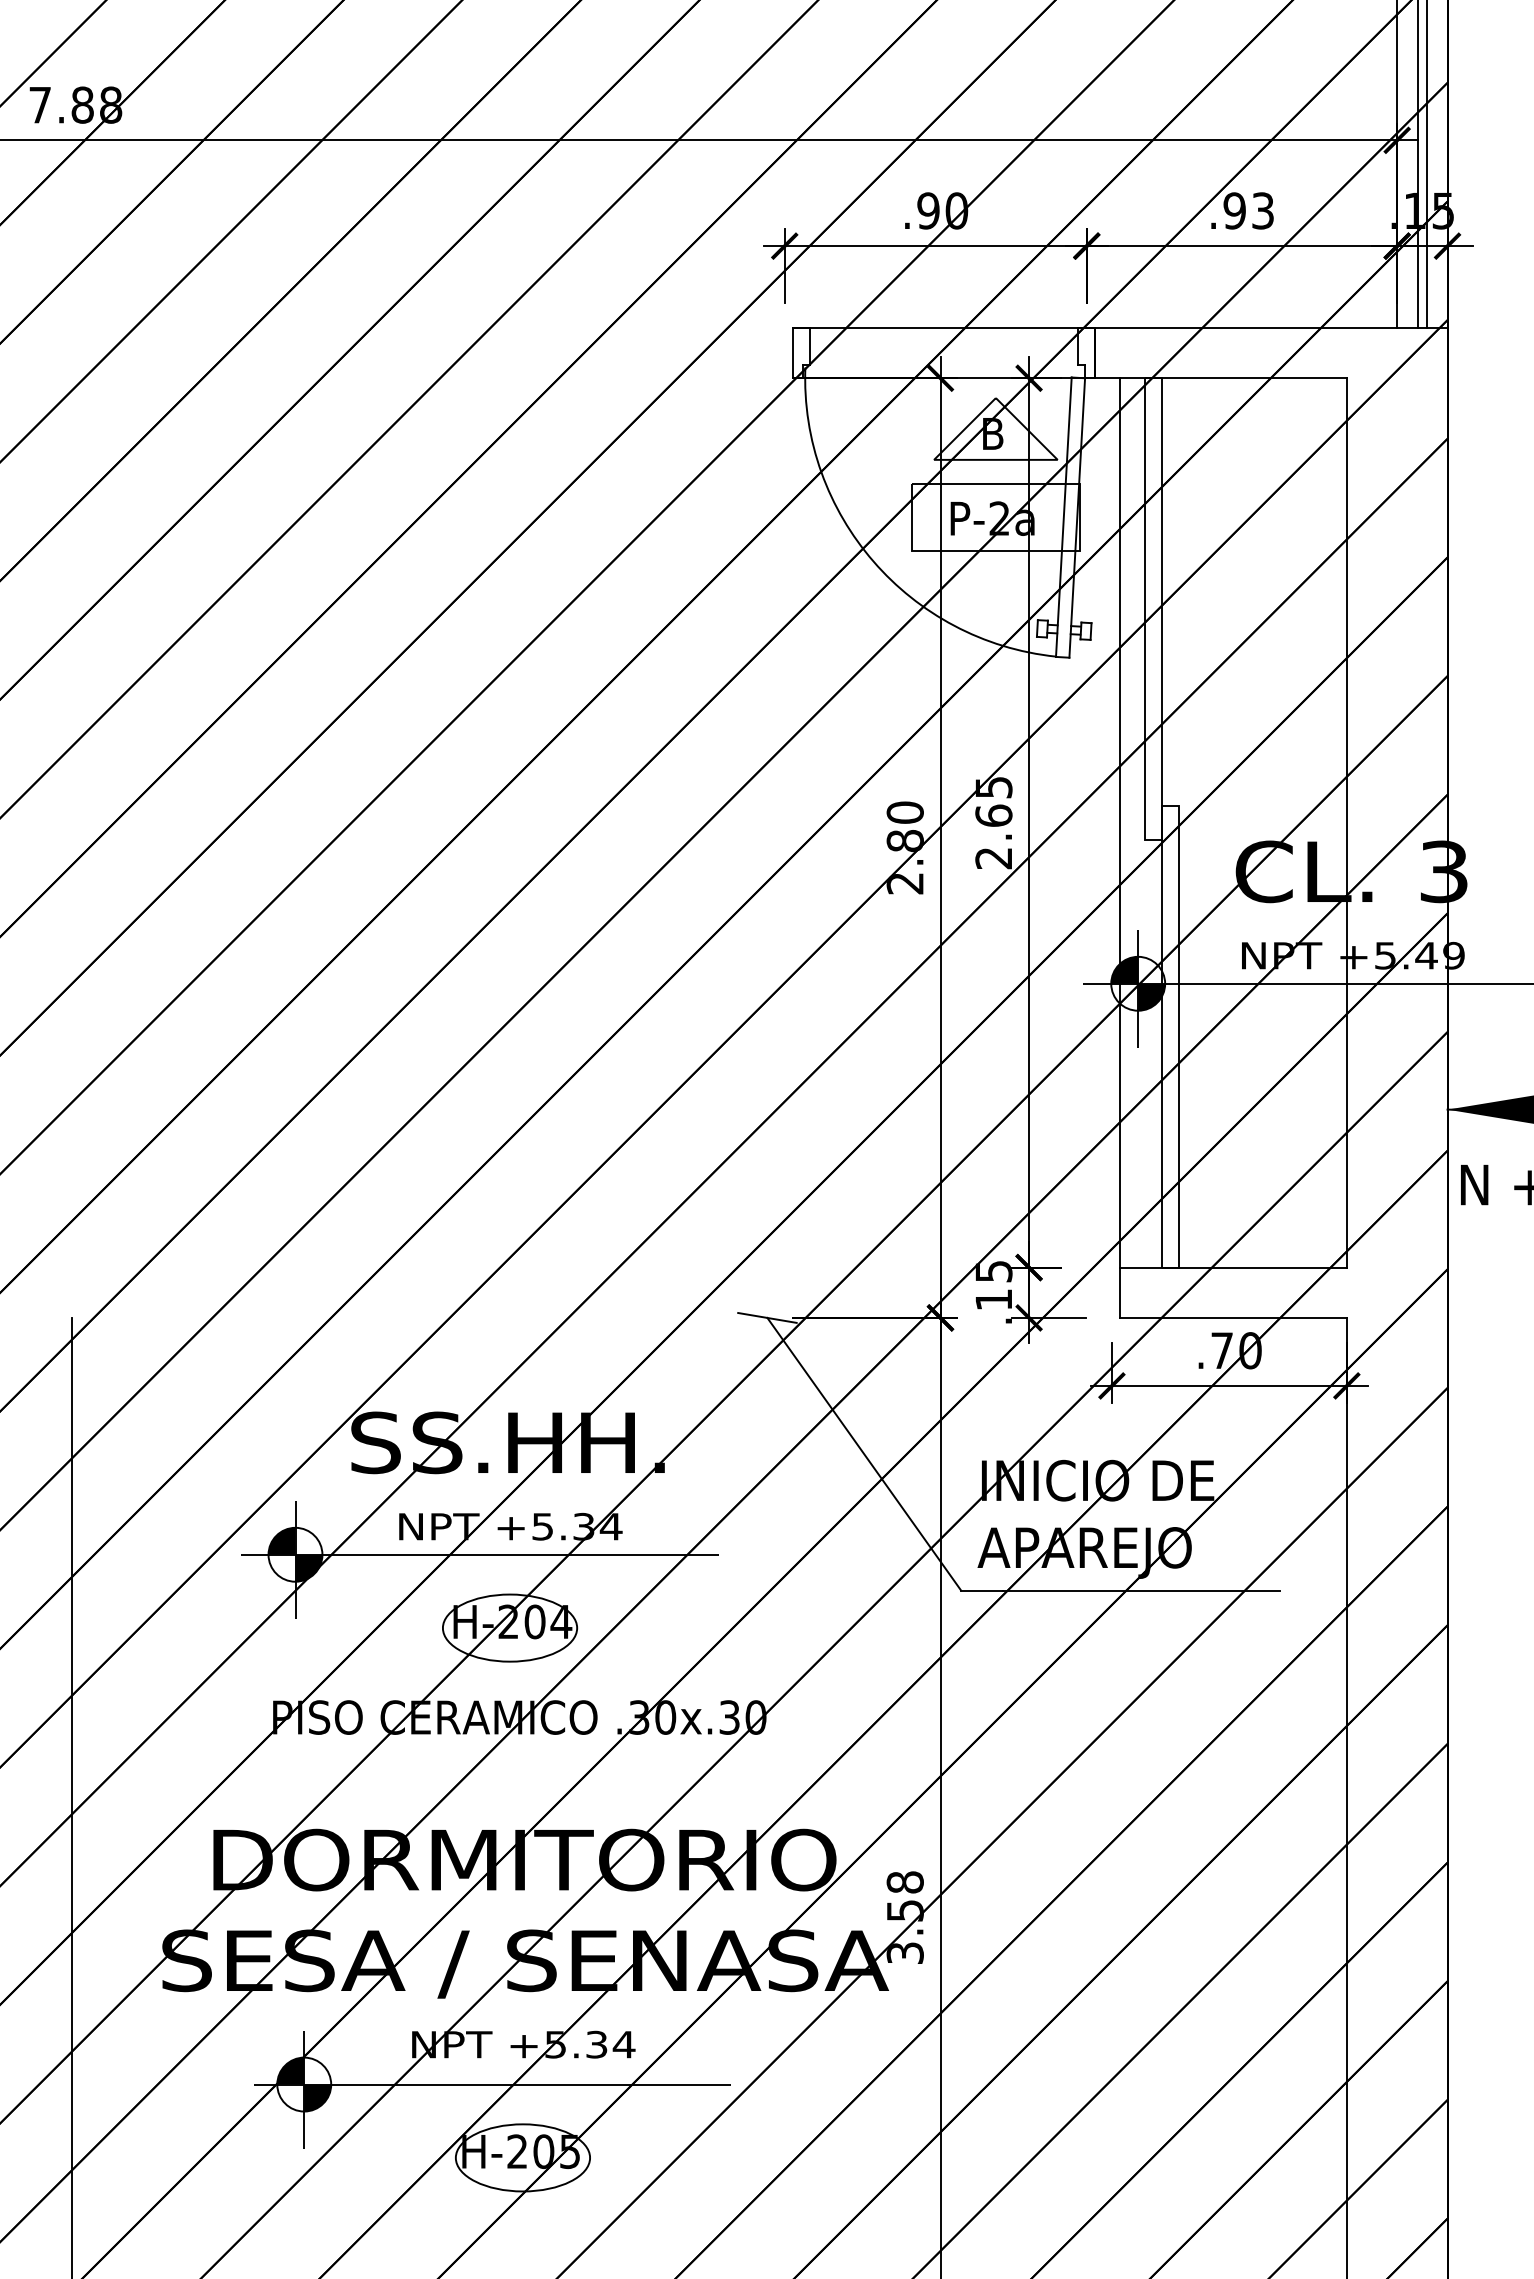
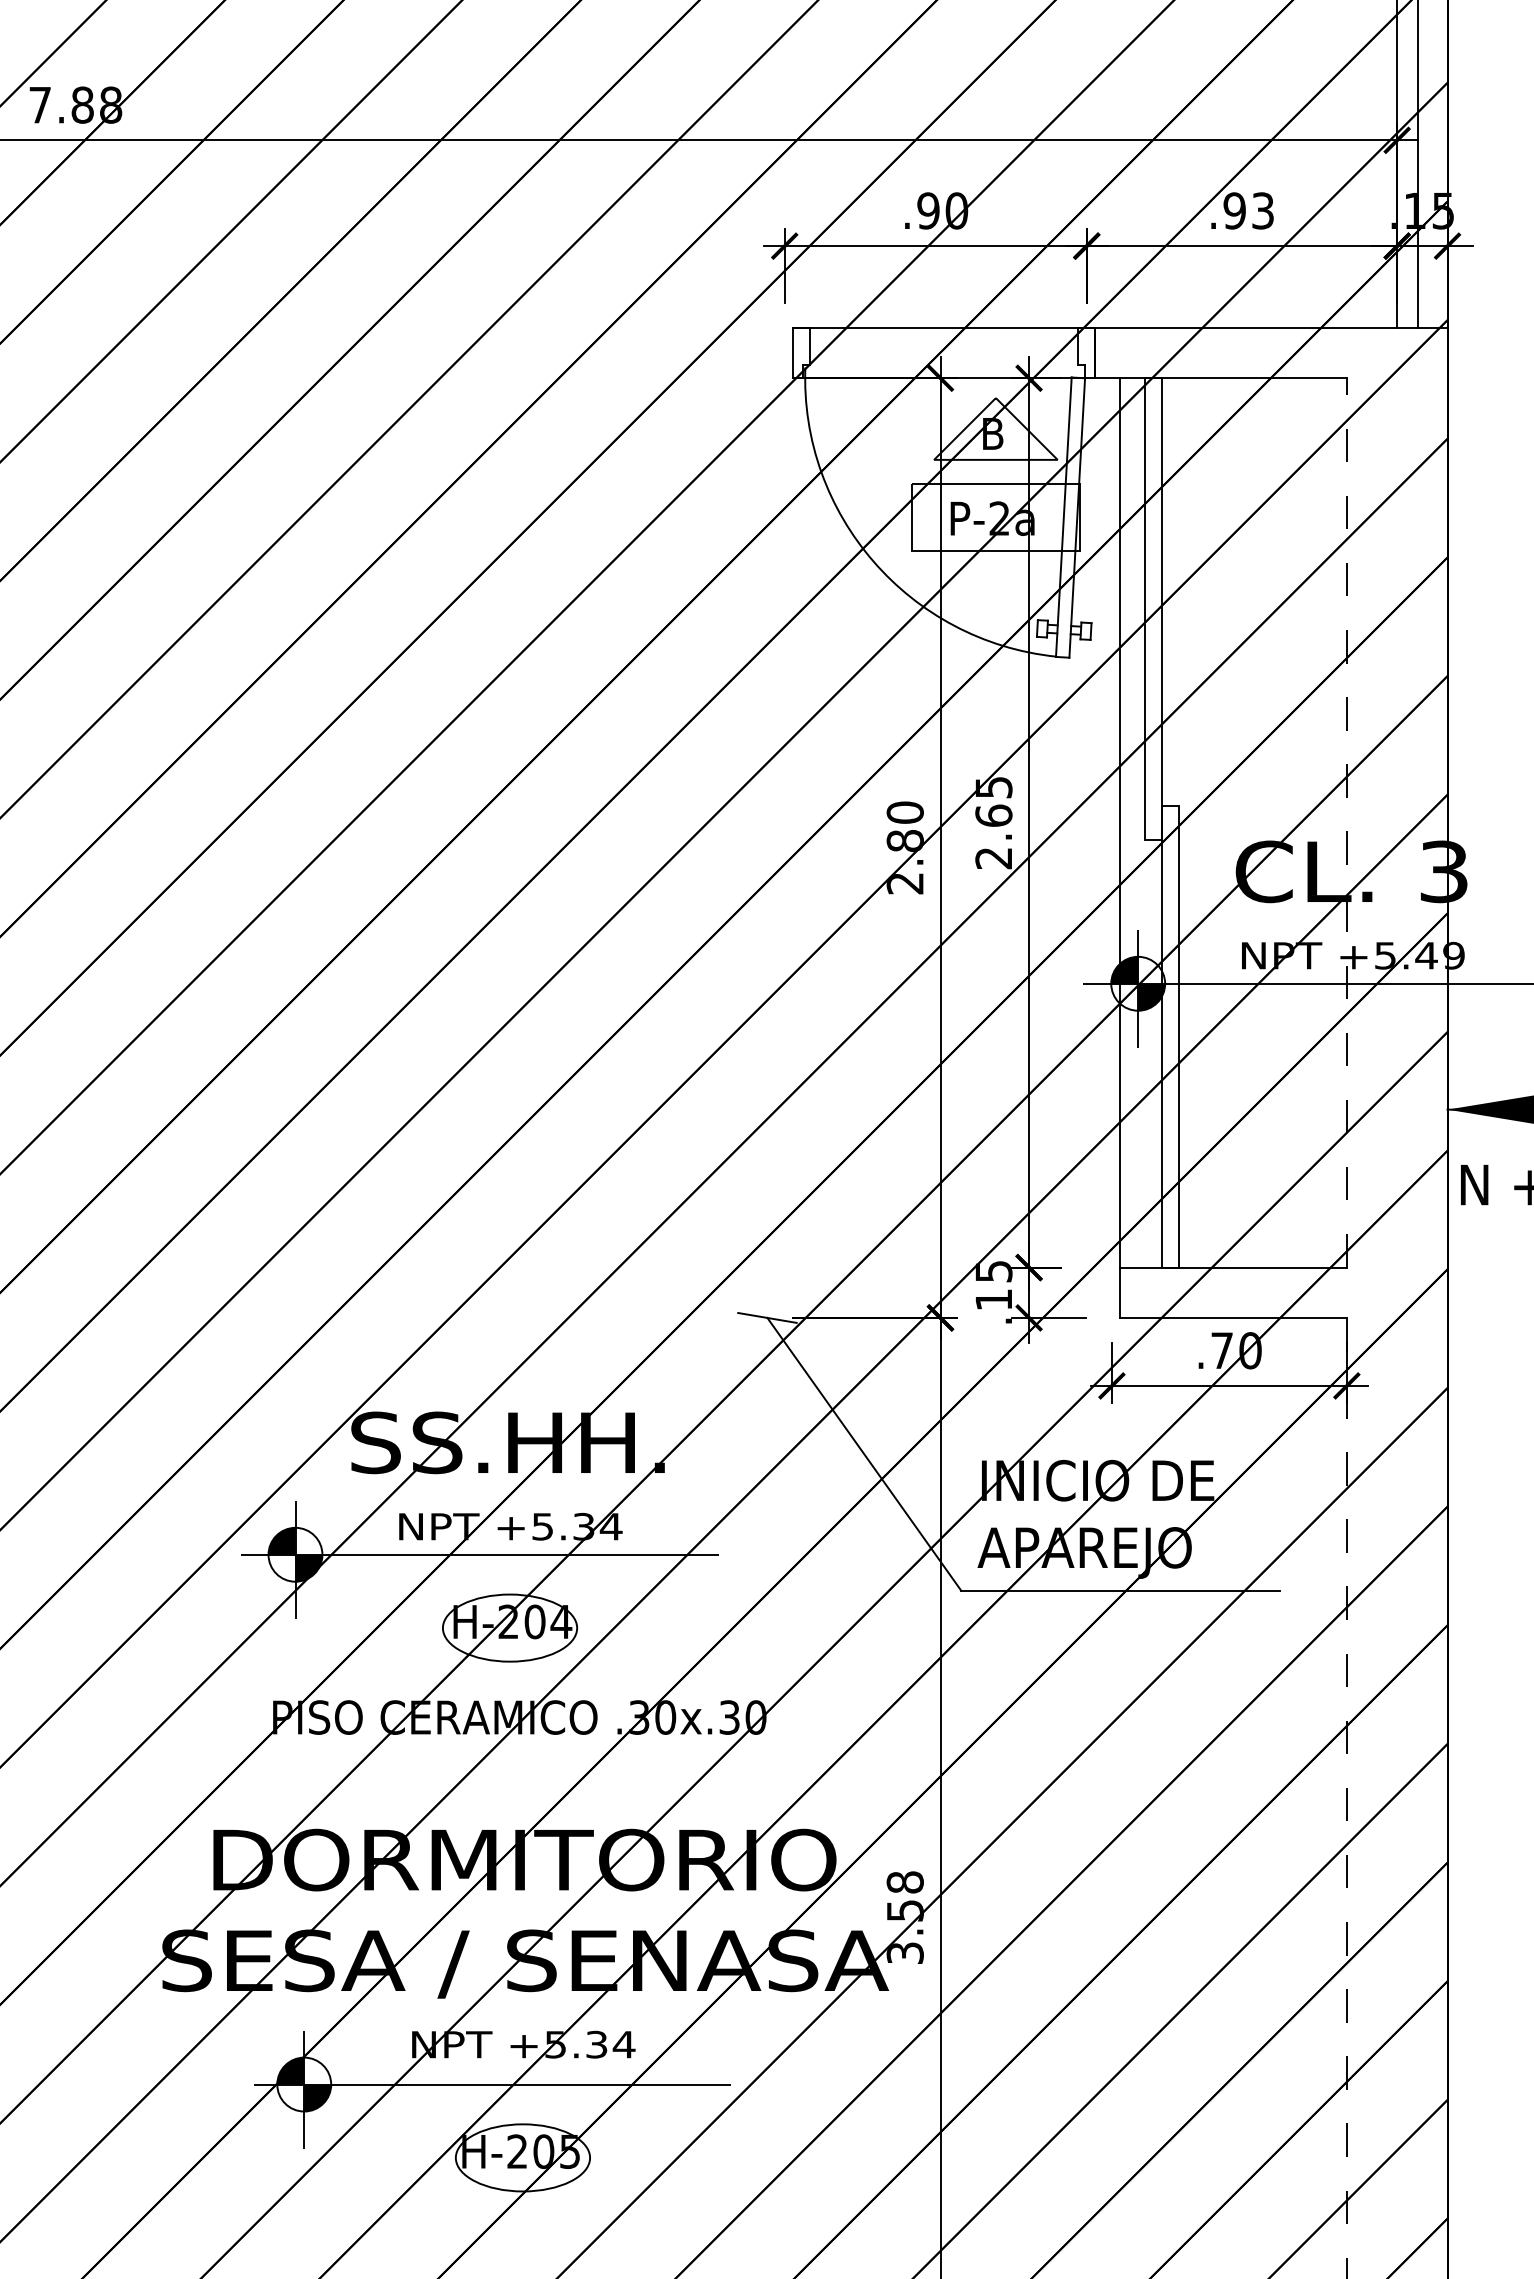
line: present -> none (1426, 164)
line: solid -> dashed (1346, 822)
line: present -> none (71, 1796)
line: solid -> dashed (1346, 1798)
